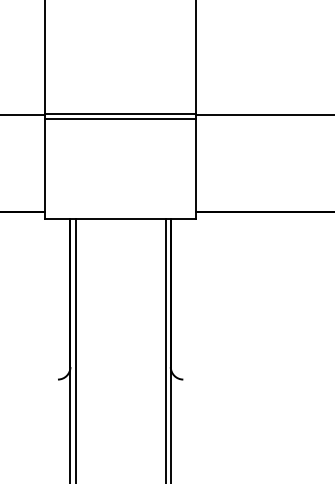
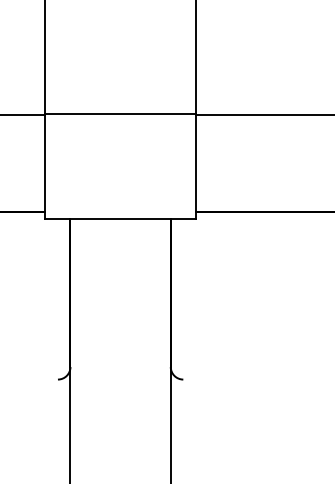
line: present -> none (120, 119)
line: present -> none (75, 349)
line: present -> none (165, 349)
